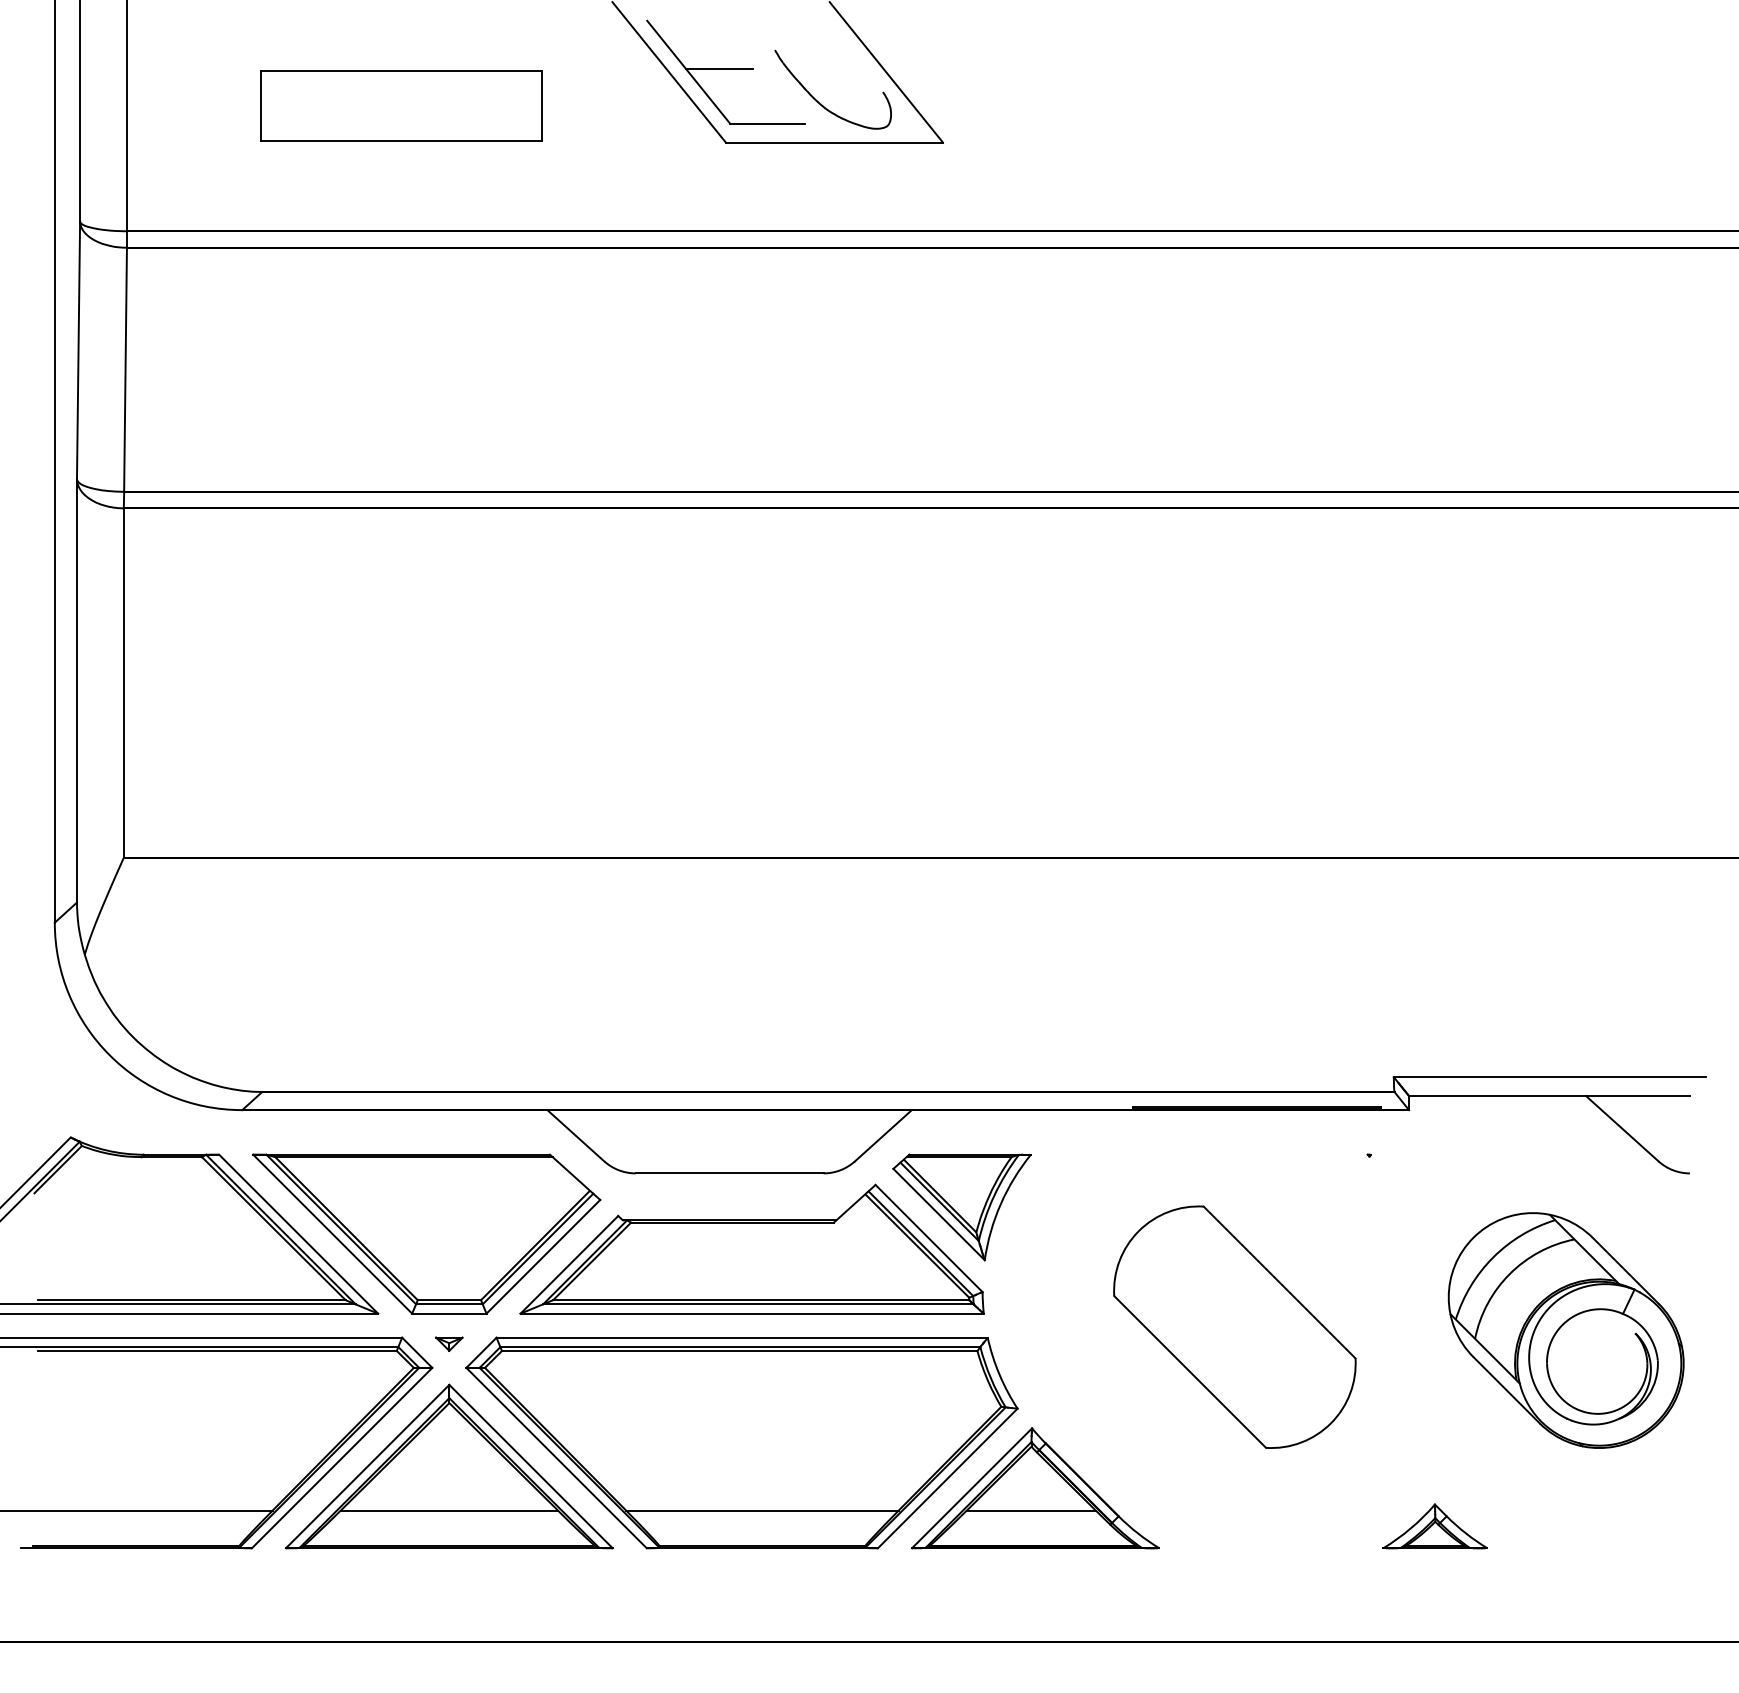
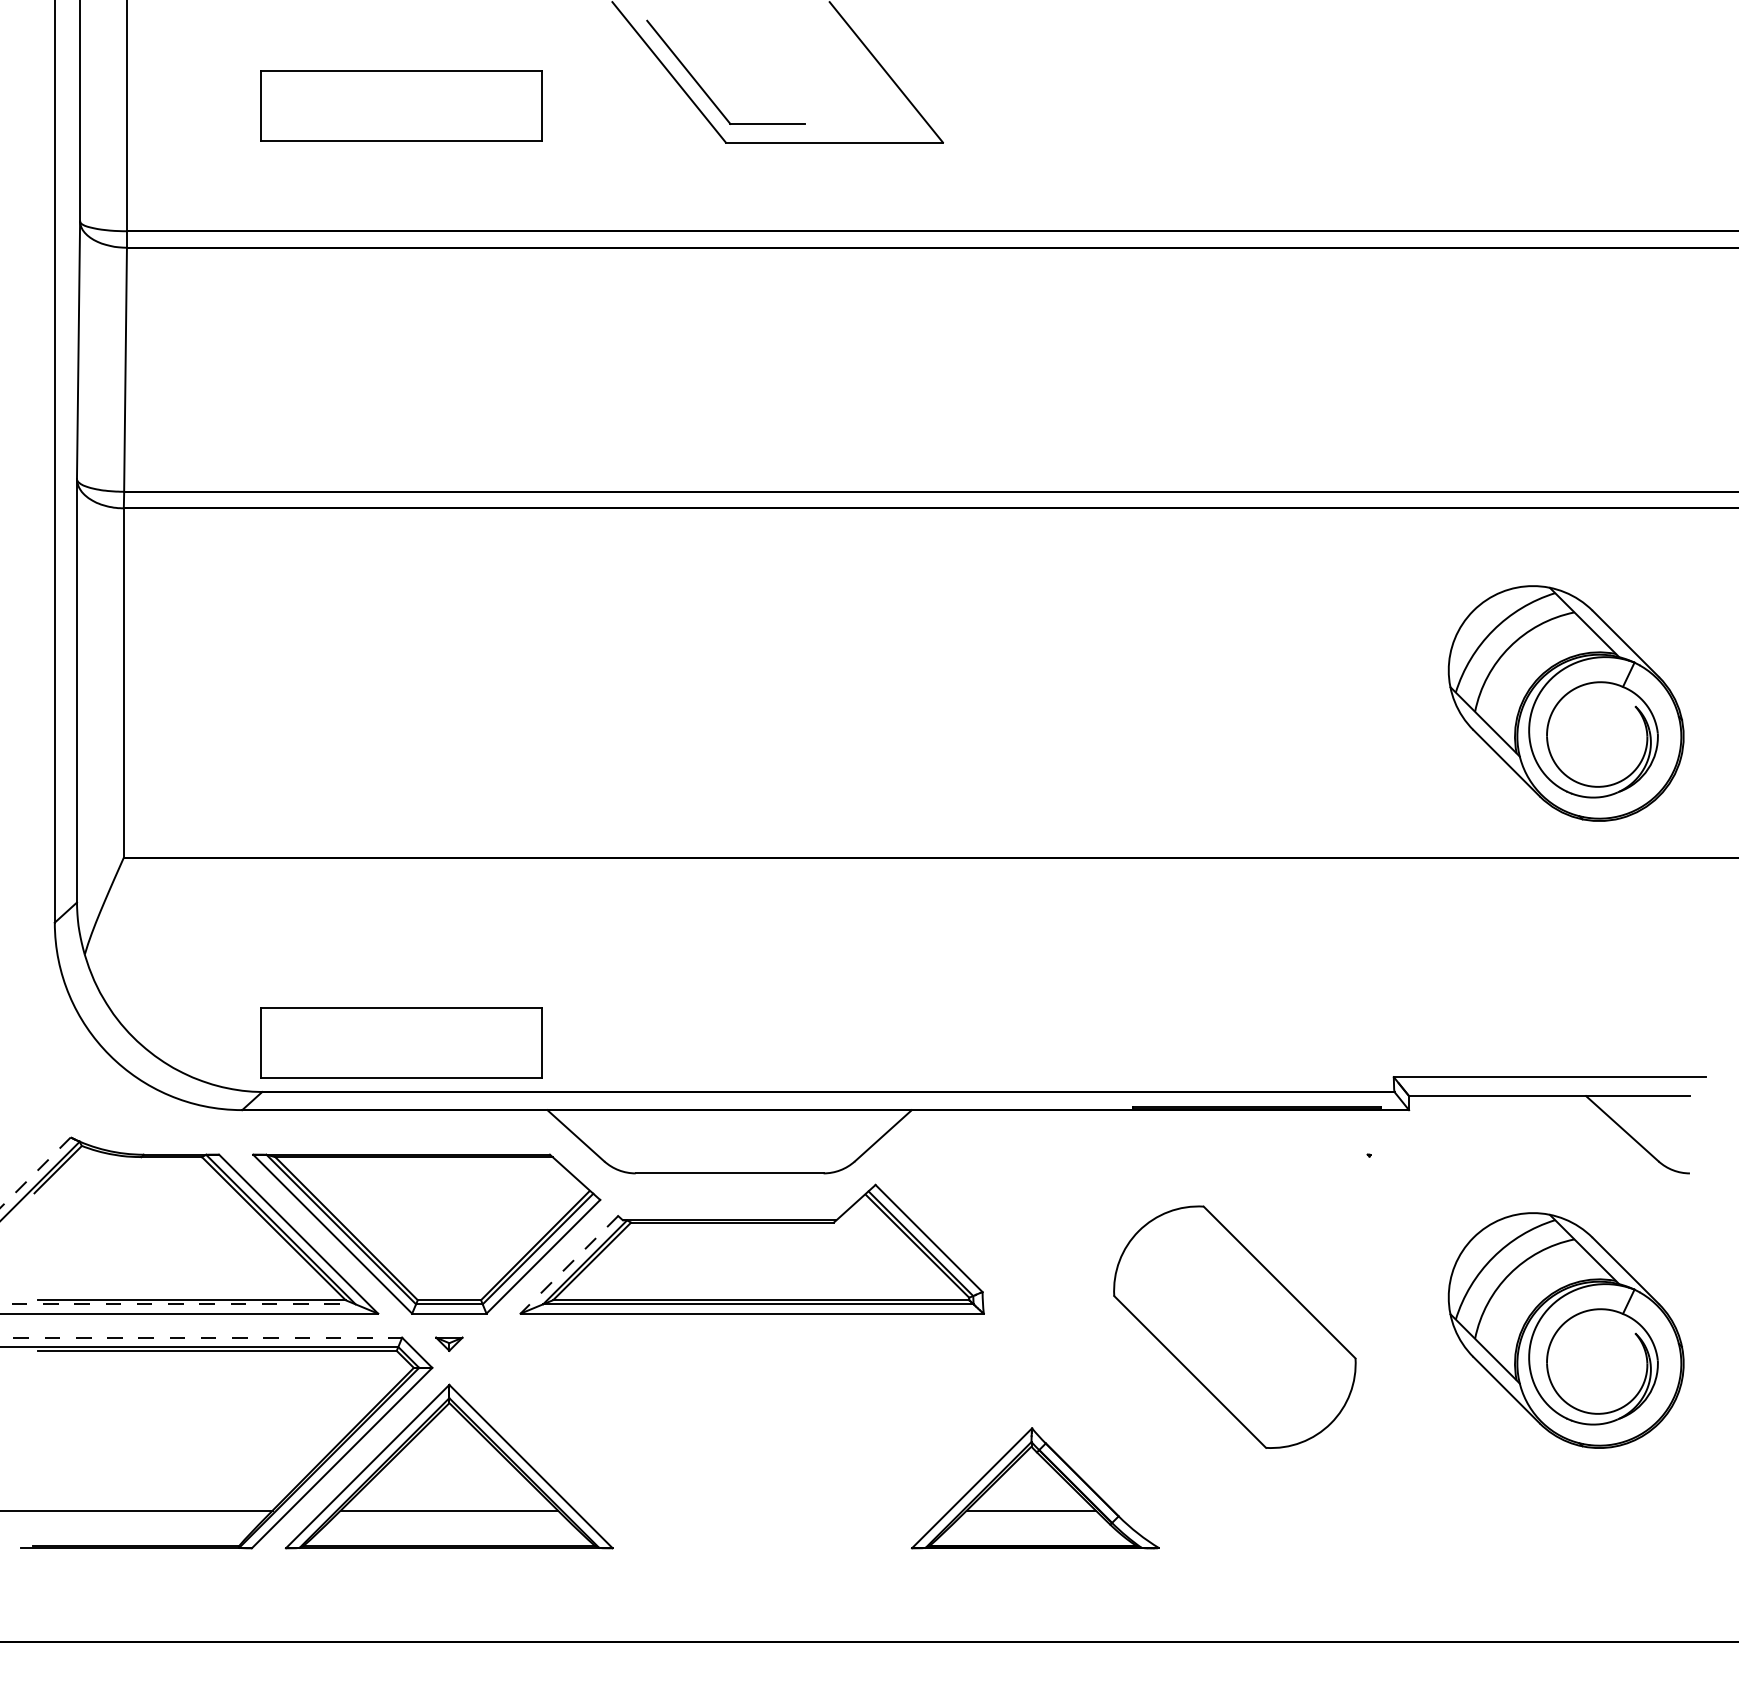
line: present -> none (719, 69)
part: present -> none (822, 104)
part: none -> present (1565, 703)
part: none -> present (401, 1042)
line: solid -> dashed (35, 1172)
part: present -> none (961, 1207)
line: solid -> dashed (569, 1265)
line: solid -> dashed (177, 1304)
line: solid -> dashed (201, 1337)
part: present -> none (741, 1442)
part: present -> none (1434, 1526)
